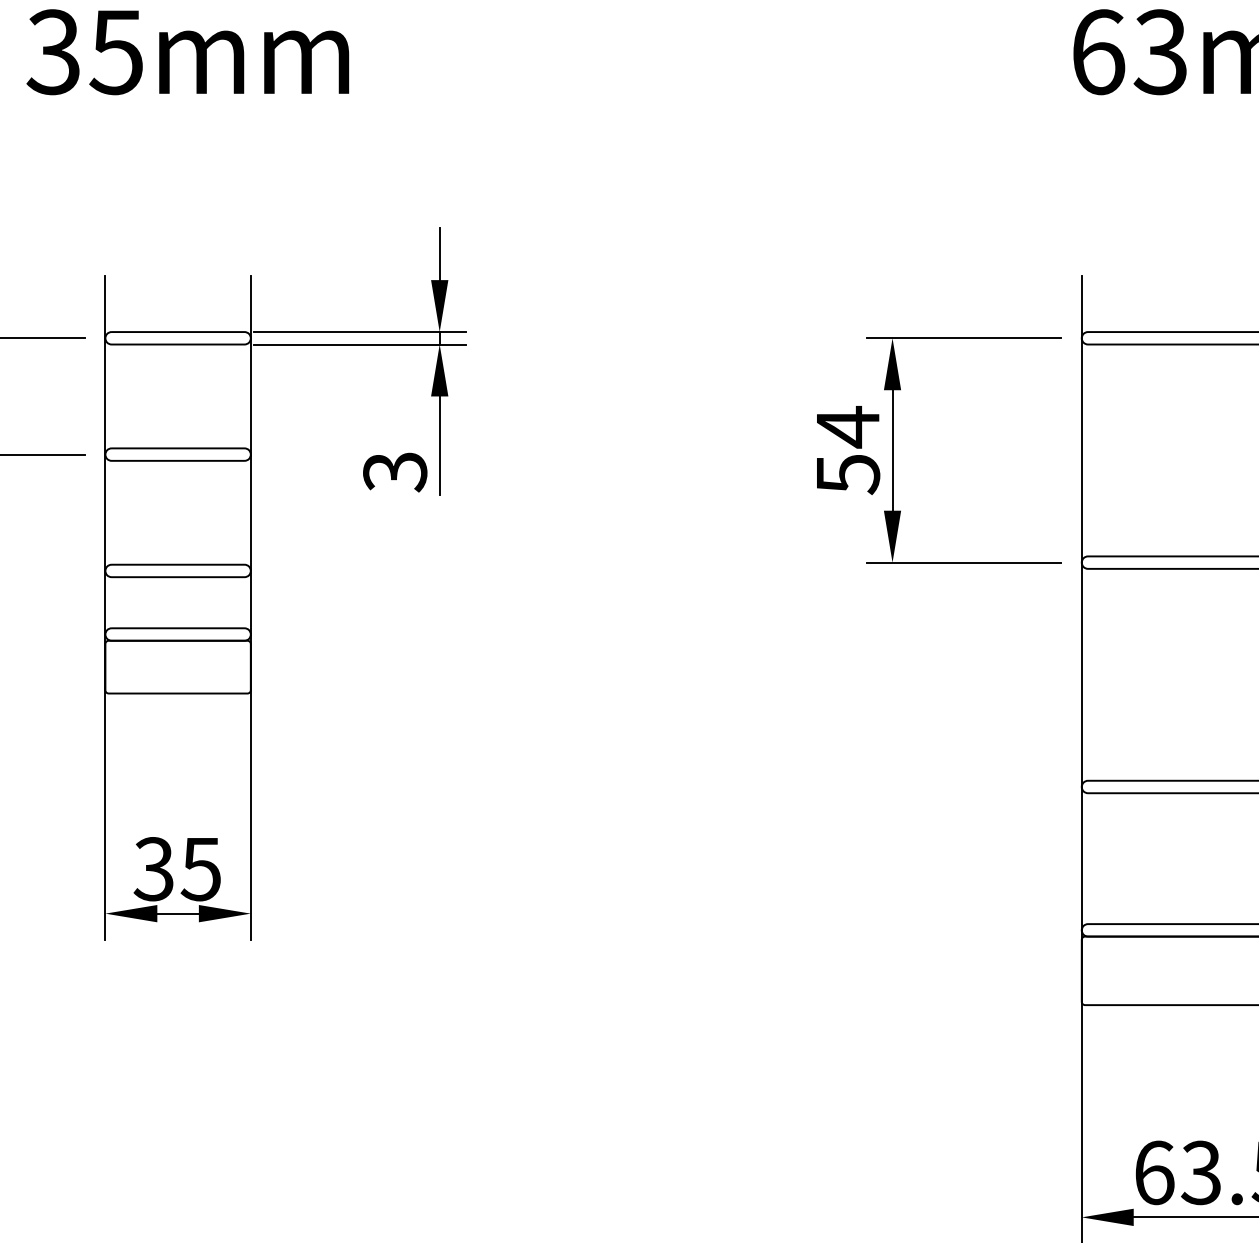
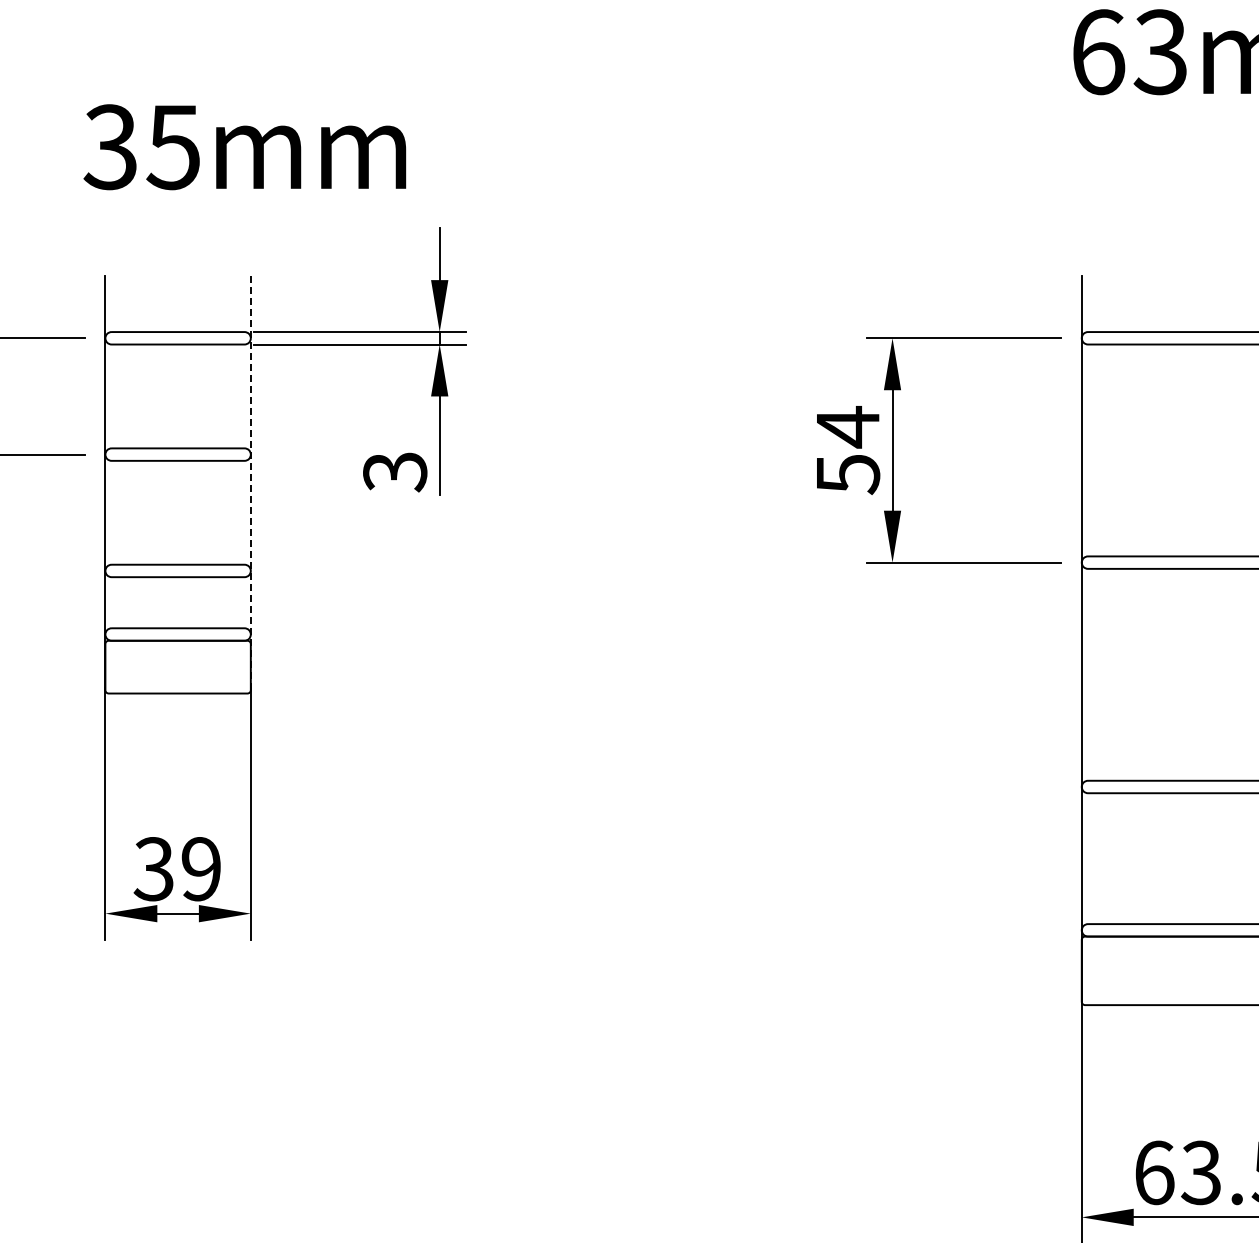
text position: (187, 52) -> (244, 147) (244, 147)
line: solid -> dashed (250, 483)
text: 35 -> 39 (200, 869)
